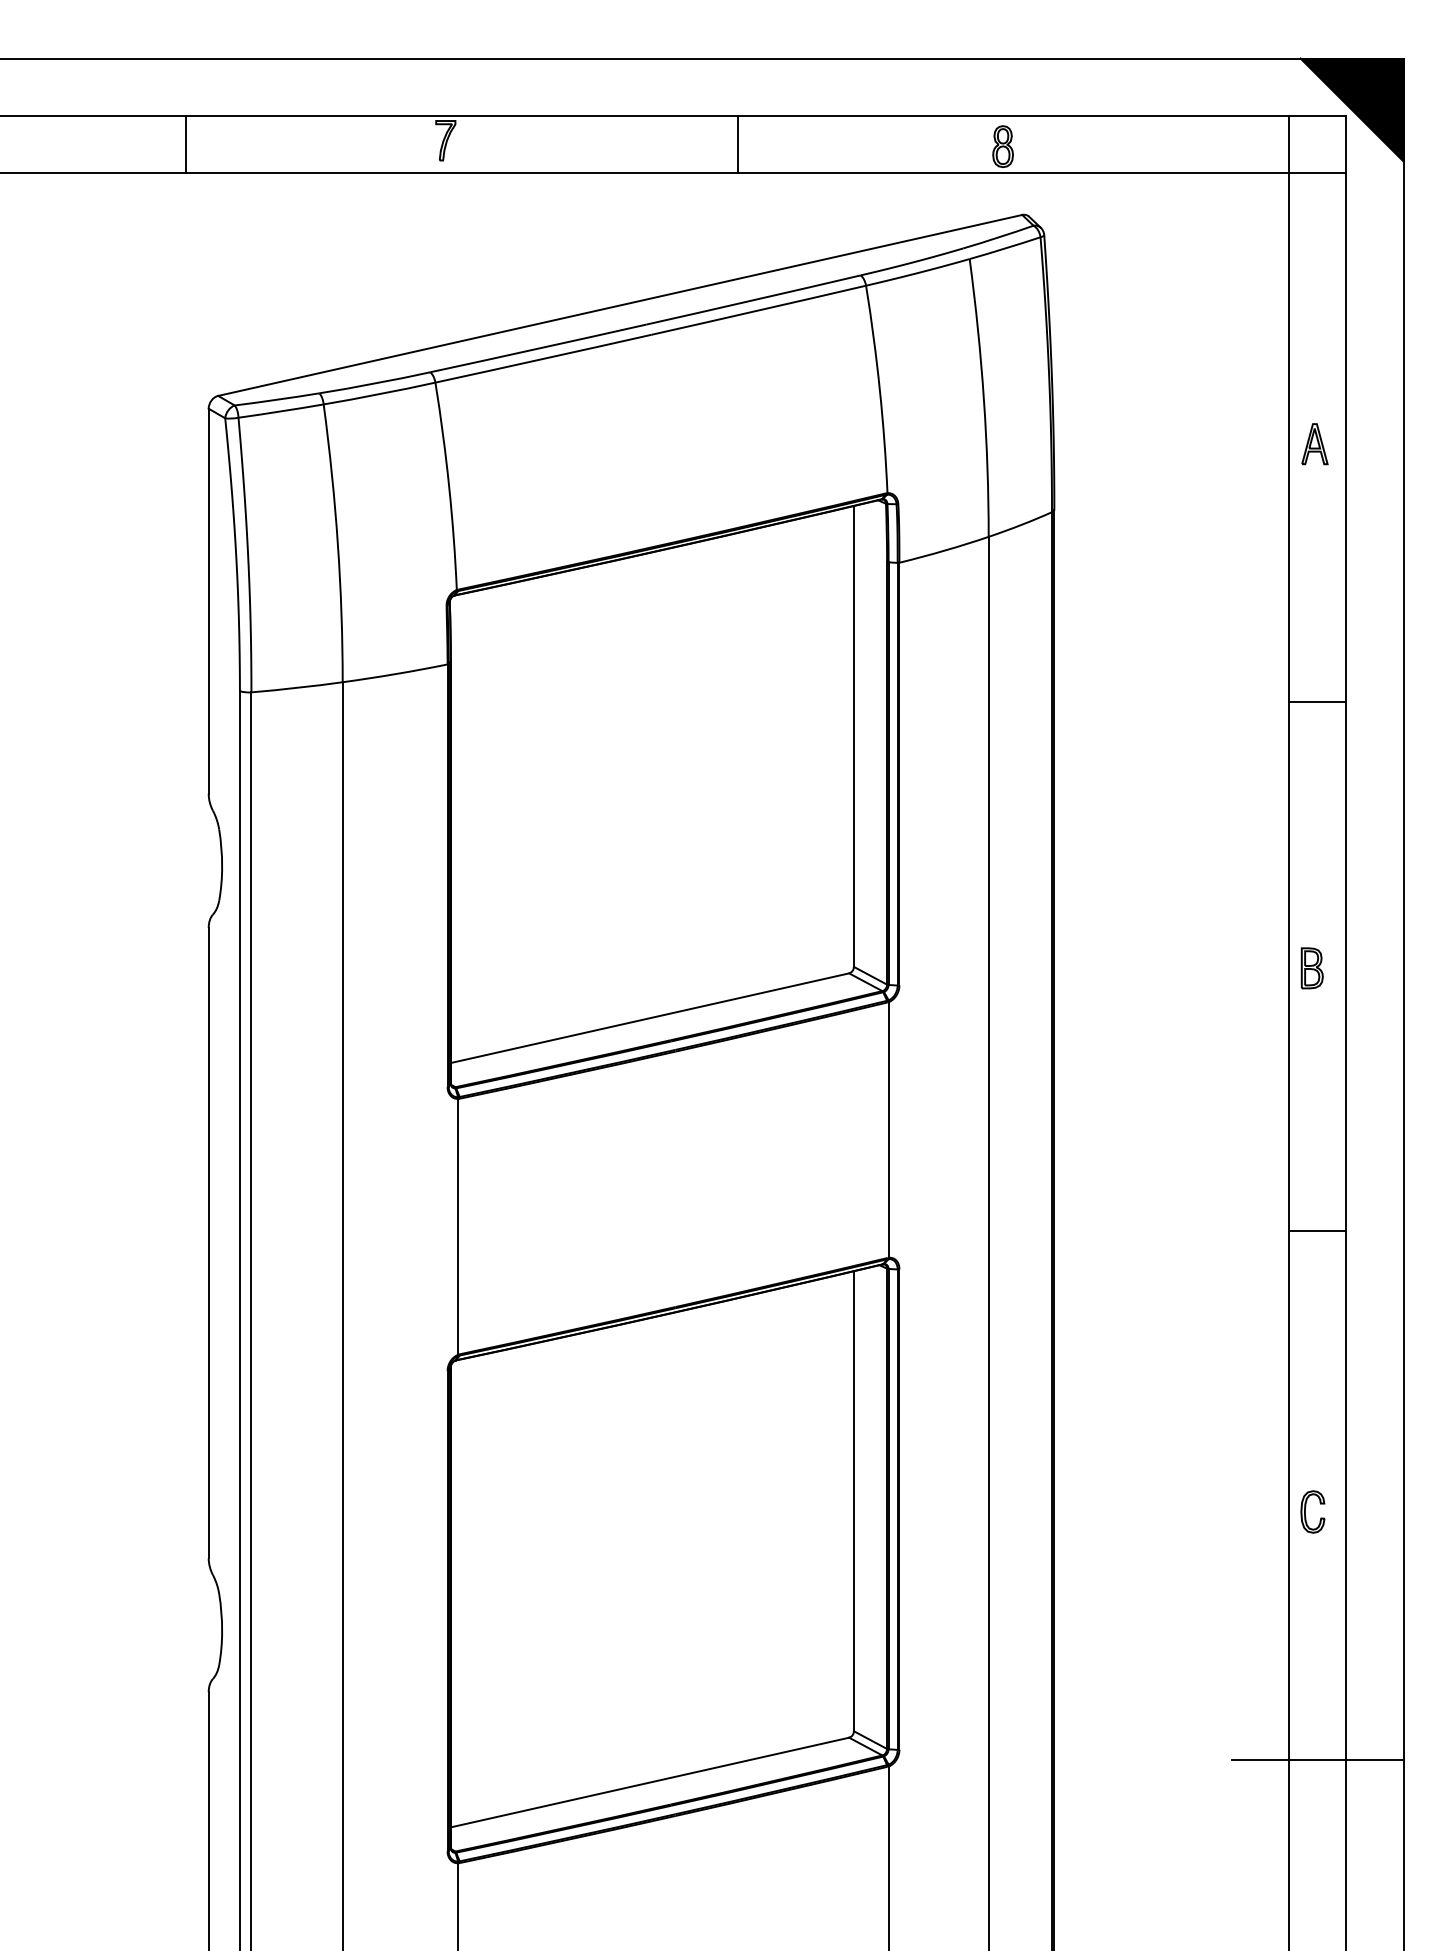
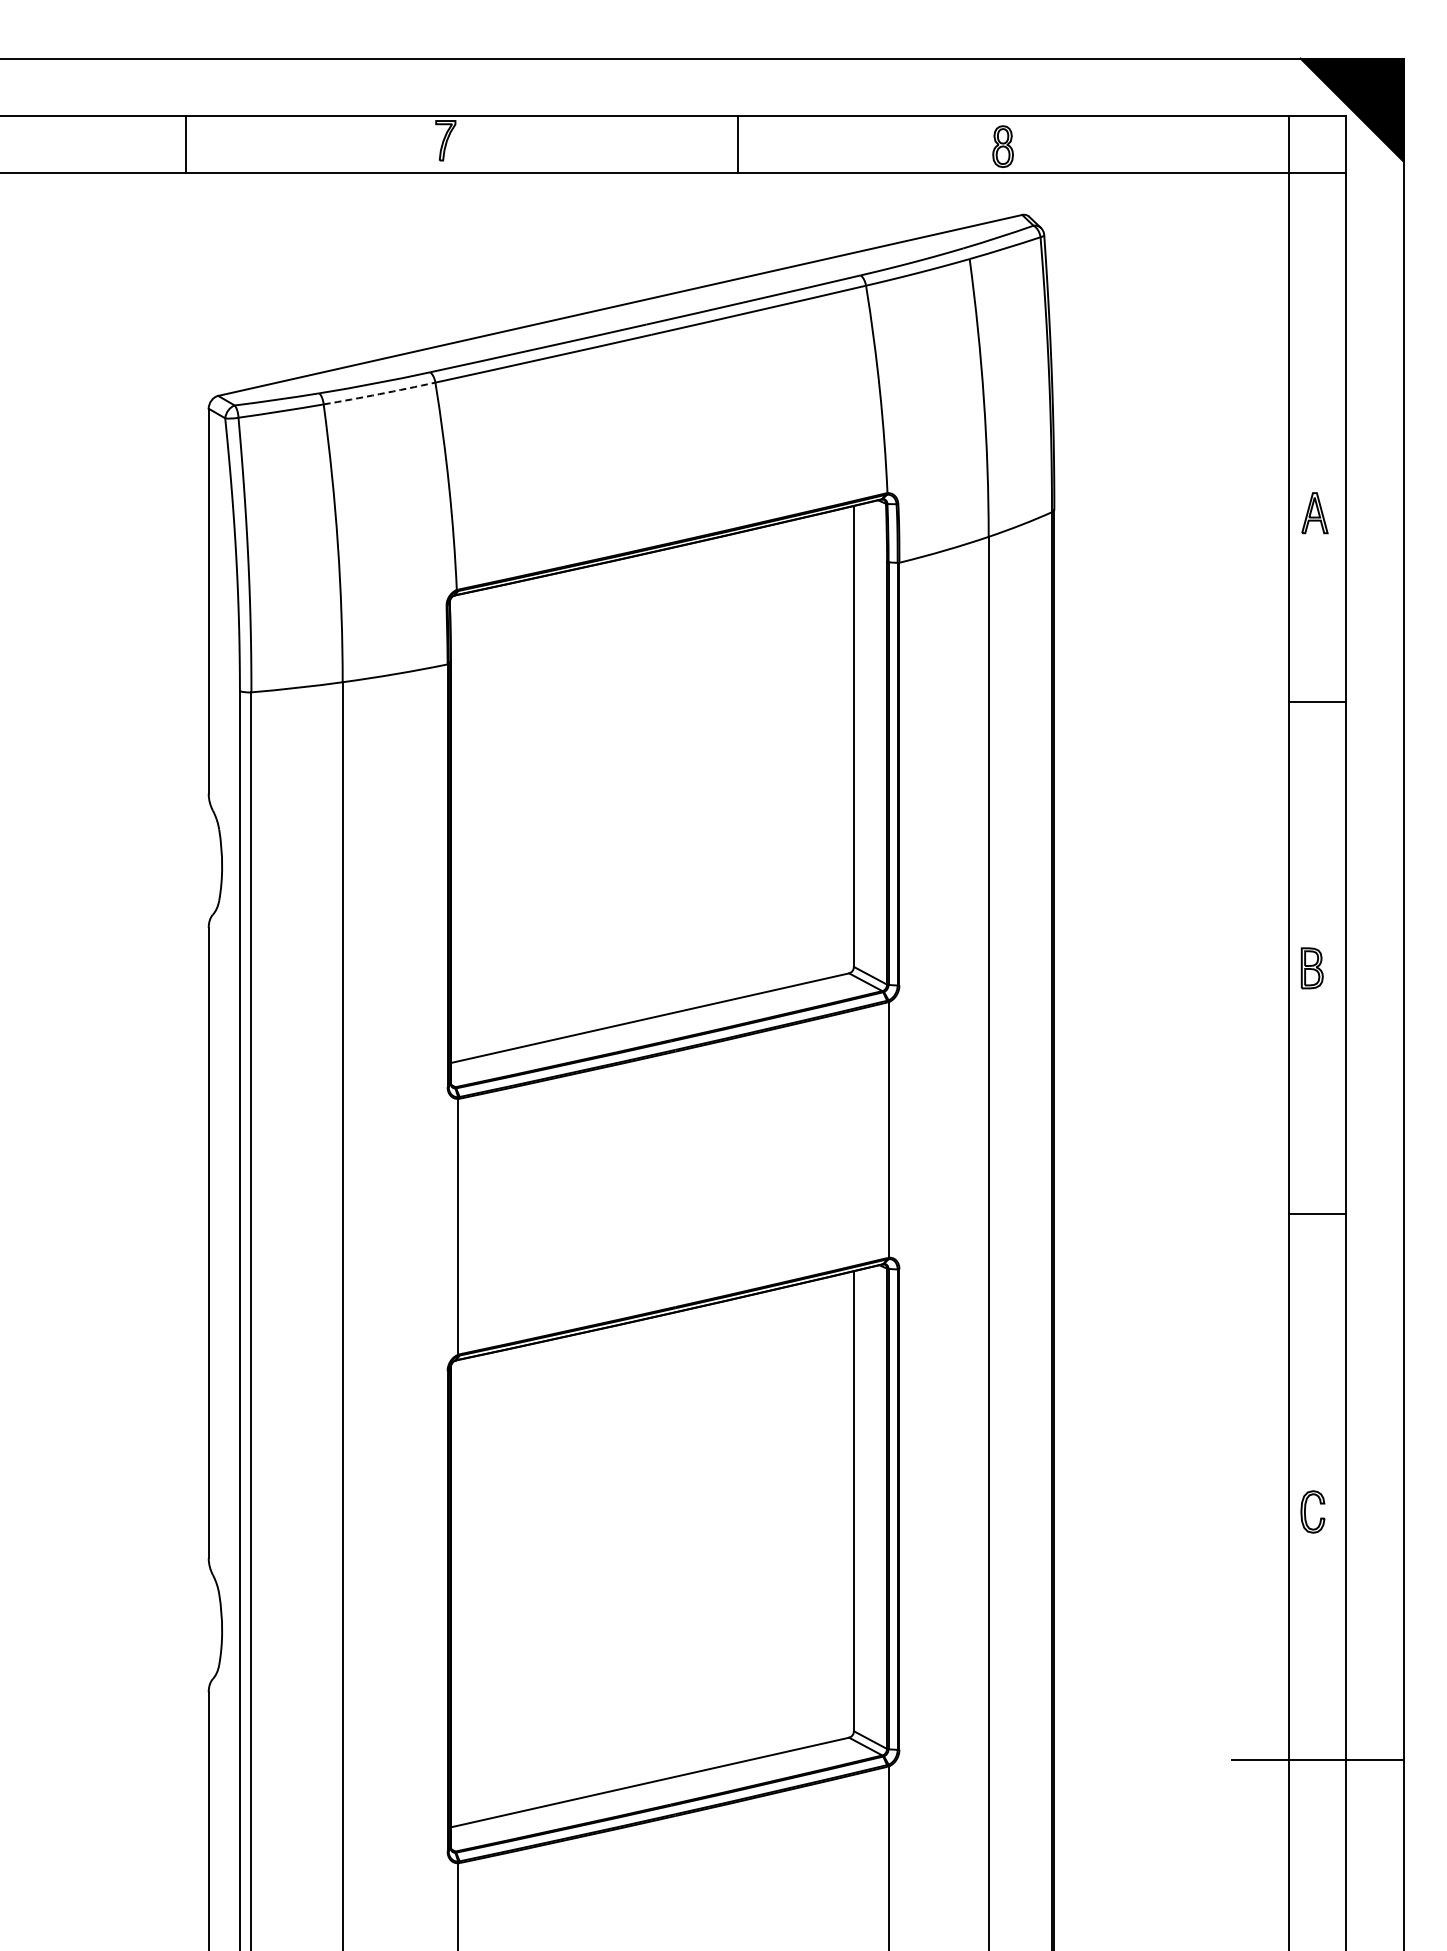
arc: solid -> dashed (379, 394)
part position: (1314, 444) -> (1314, 513) (1314, 513)
line position: (1317, 1230) -> (1317, 1213) (1317, 1213)
